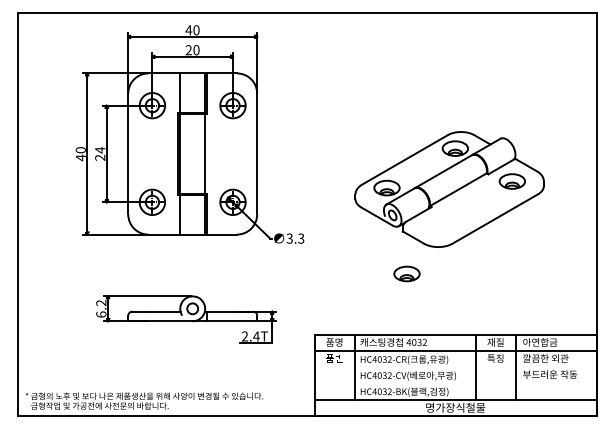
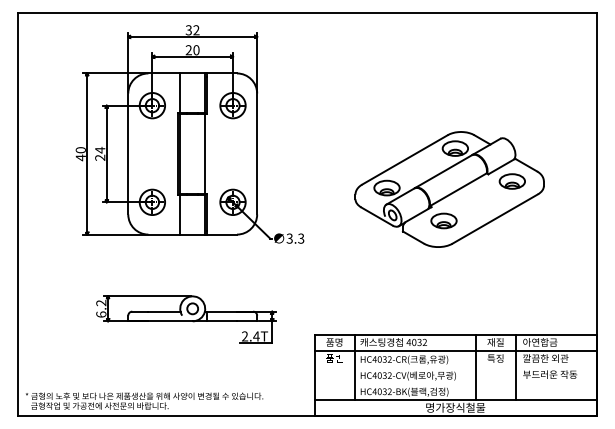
text: 40 -> 32 (192, 30)
part position: (406, 273) -> (443, 220) (443, 220)
